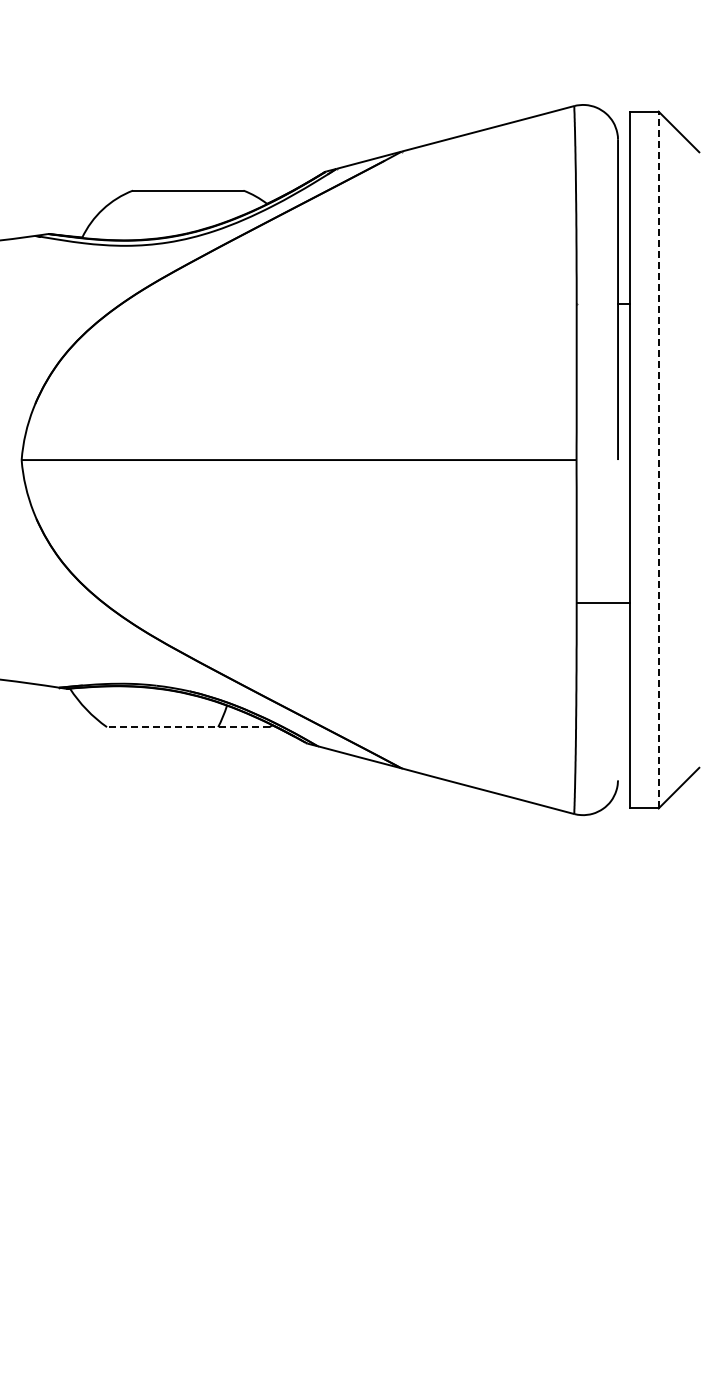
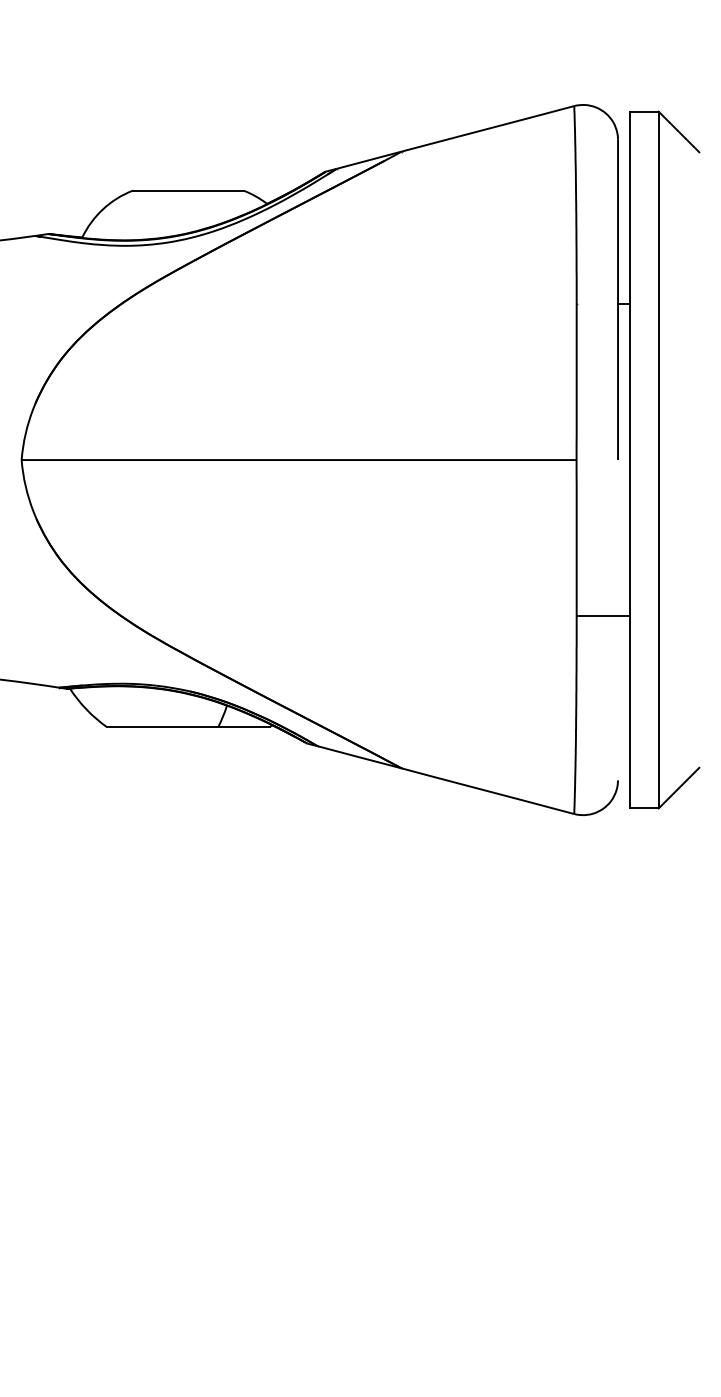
line: dashed -> solid (658, 459)
line position: (602, 603) -> (602, 616) (602, 616)
line: dashed -> solid (187, 727)
